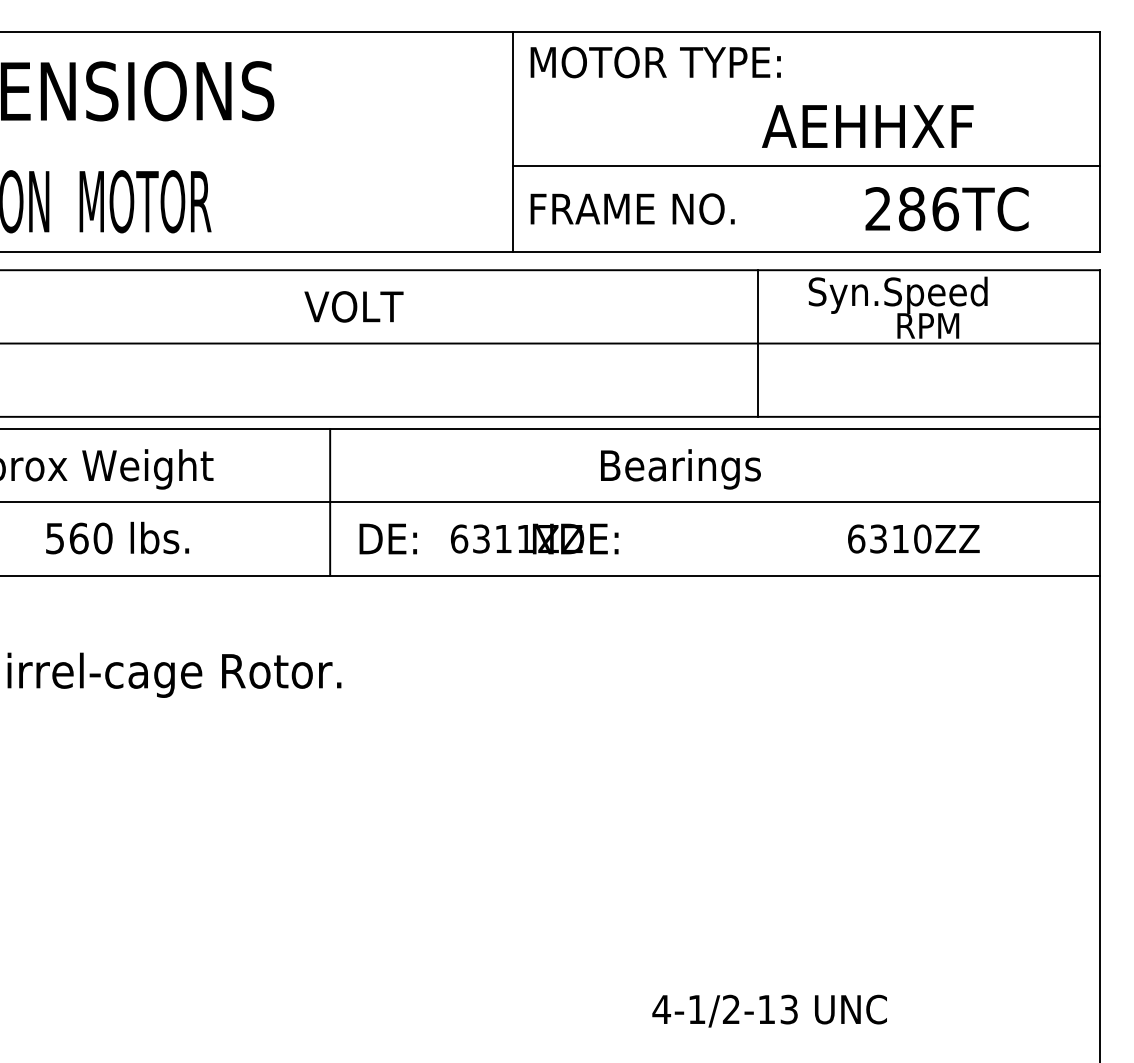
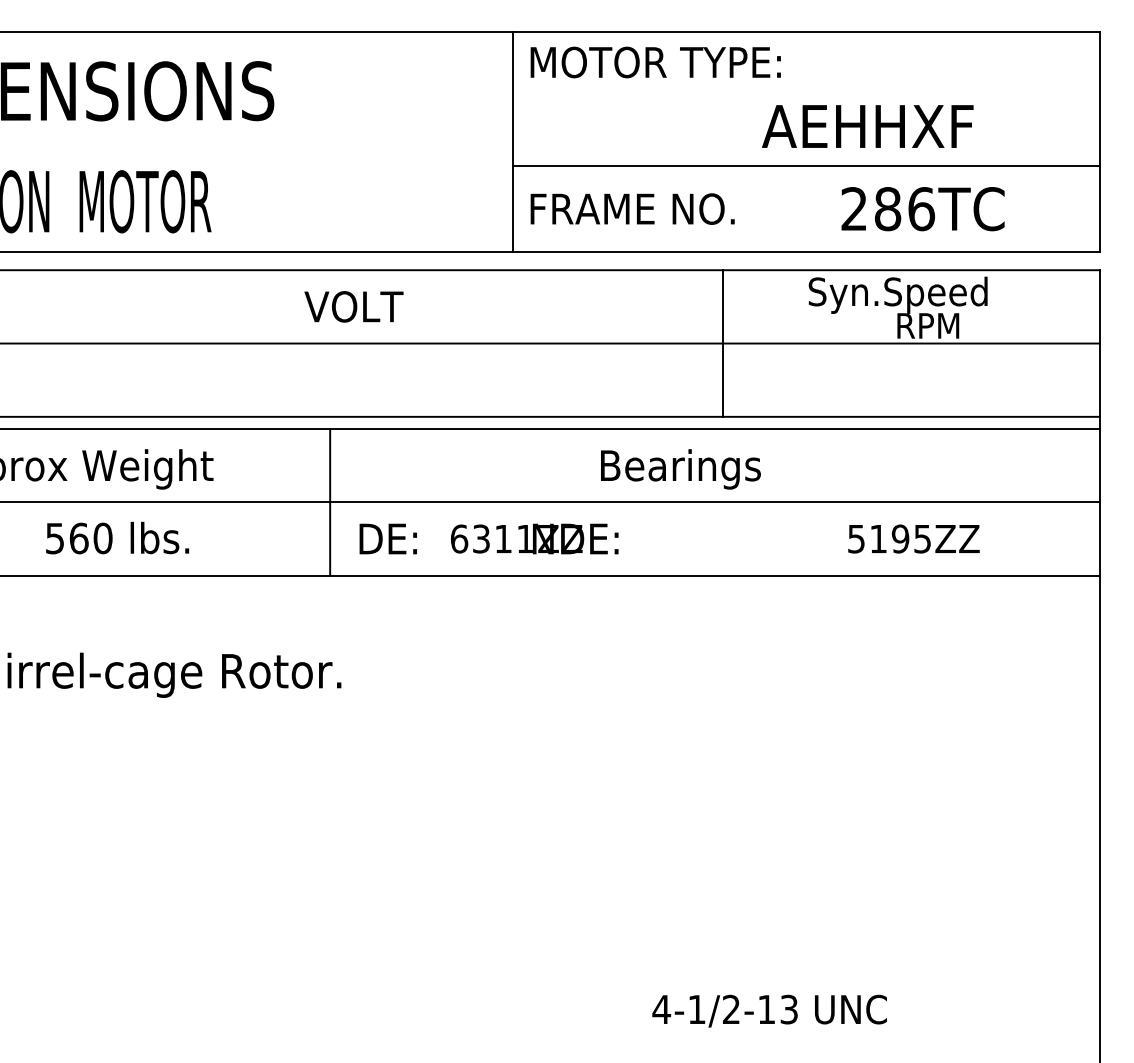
text position: (946, 209) -> (922, 209) (922, 209)
line position: (757, 343) -> (722, 343) (722, 343)
text: 6310ZZ -> 5195ZZ (889, 538)
